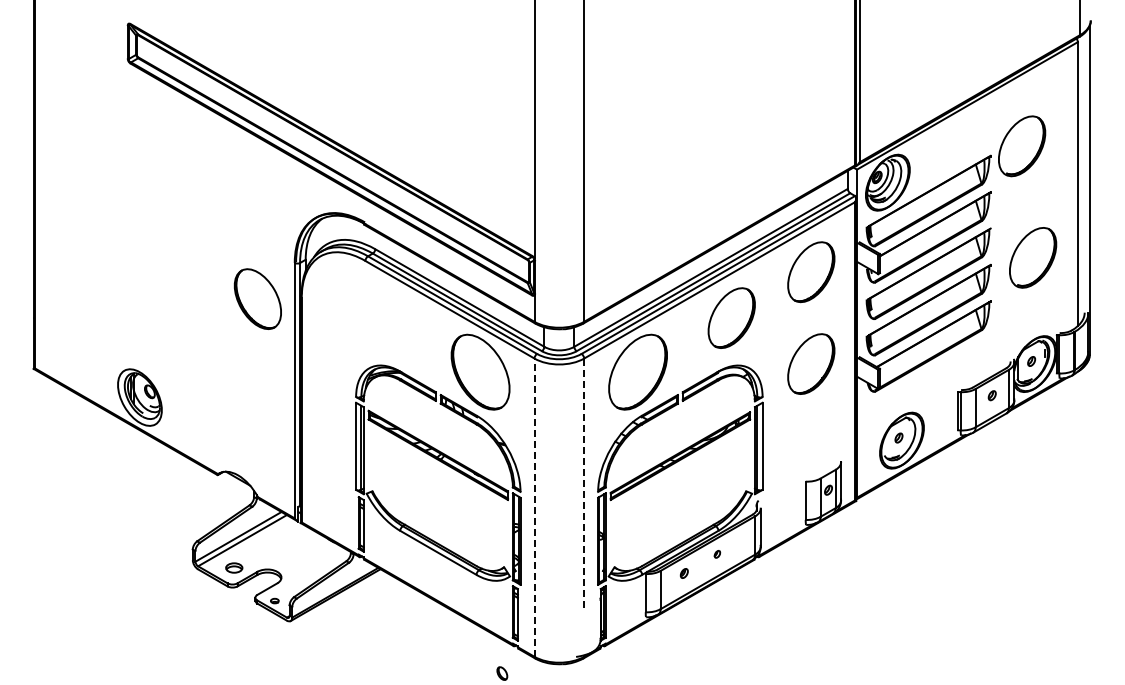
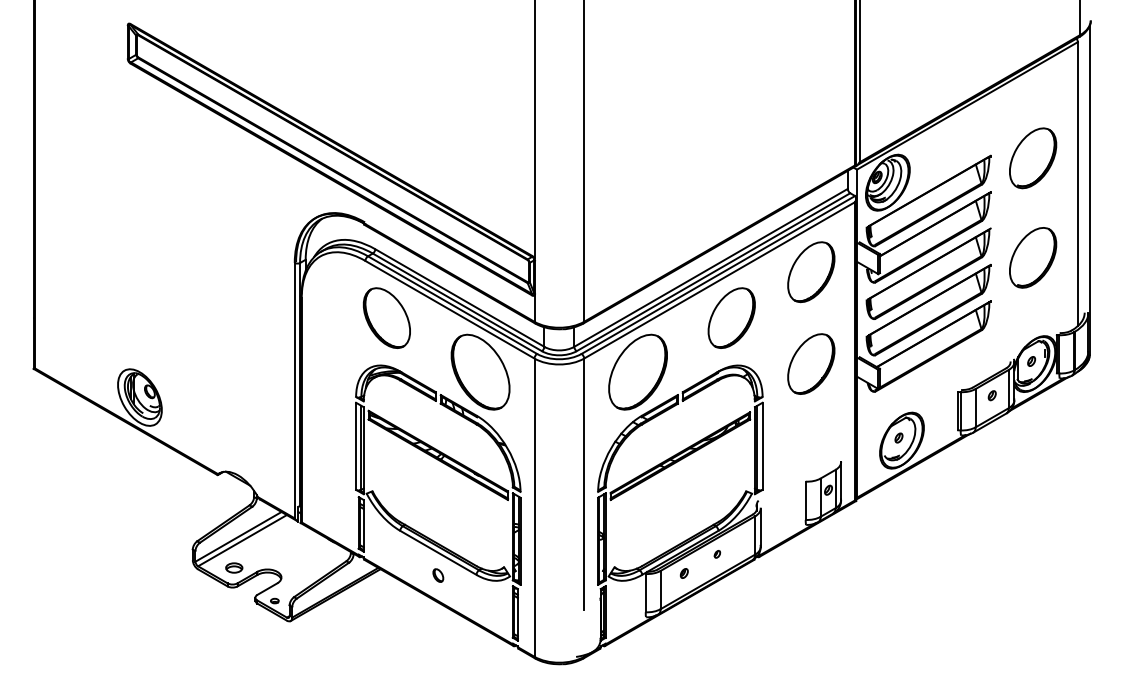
part position: (1022, 146) -> (1033, 158) (1033, 158)
part position: (257, 298) -> (386, 317) (386, 317)
line: dashed -> solid (584, 484)
line: dashed -> solid (534, 507)
part position: (502, 673) -> (438, 575) (438, 575)
